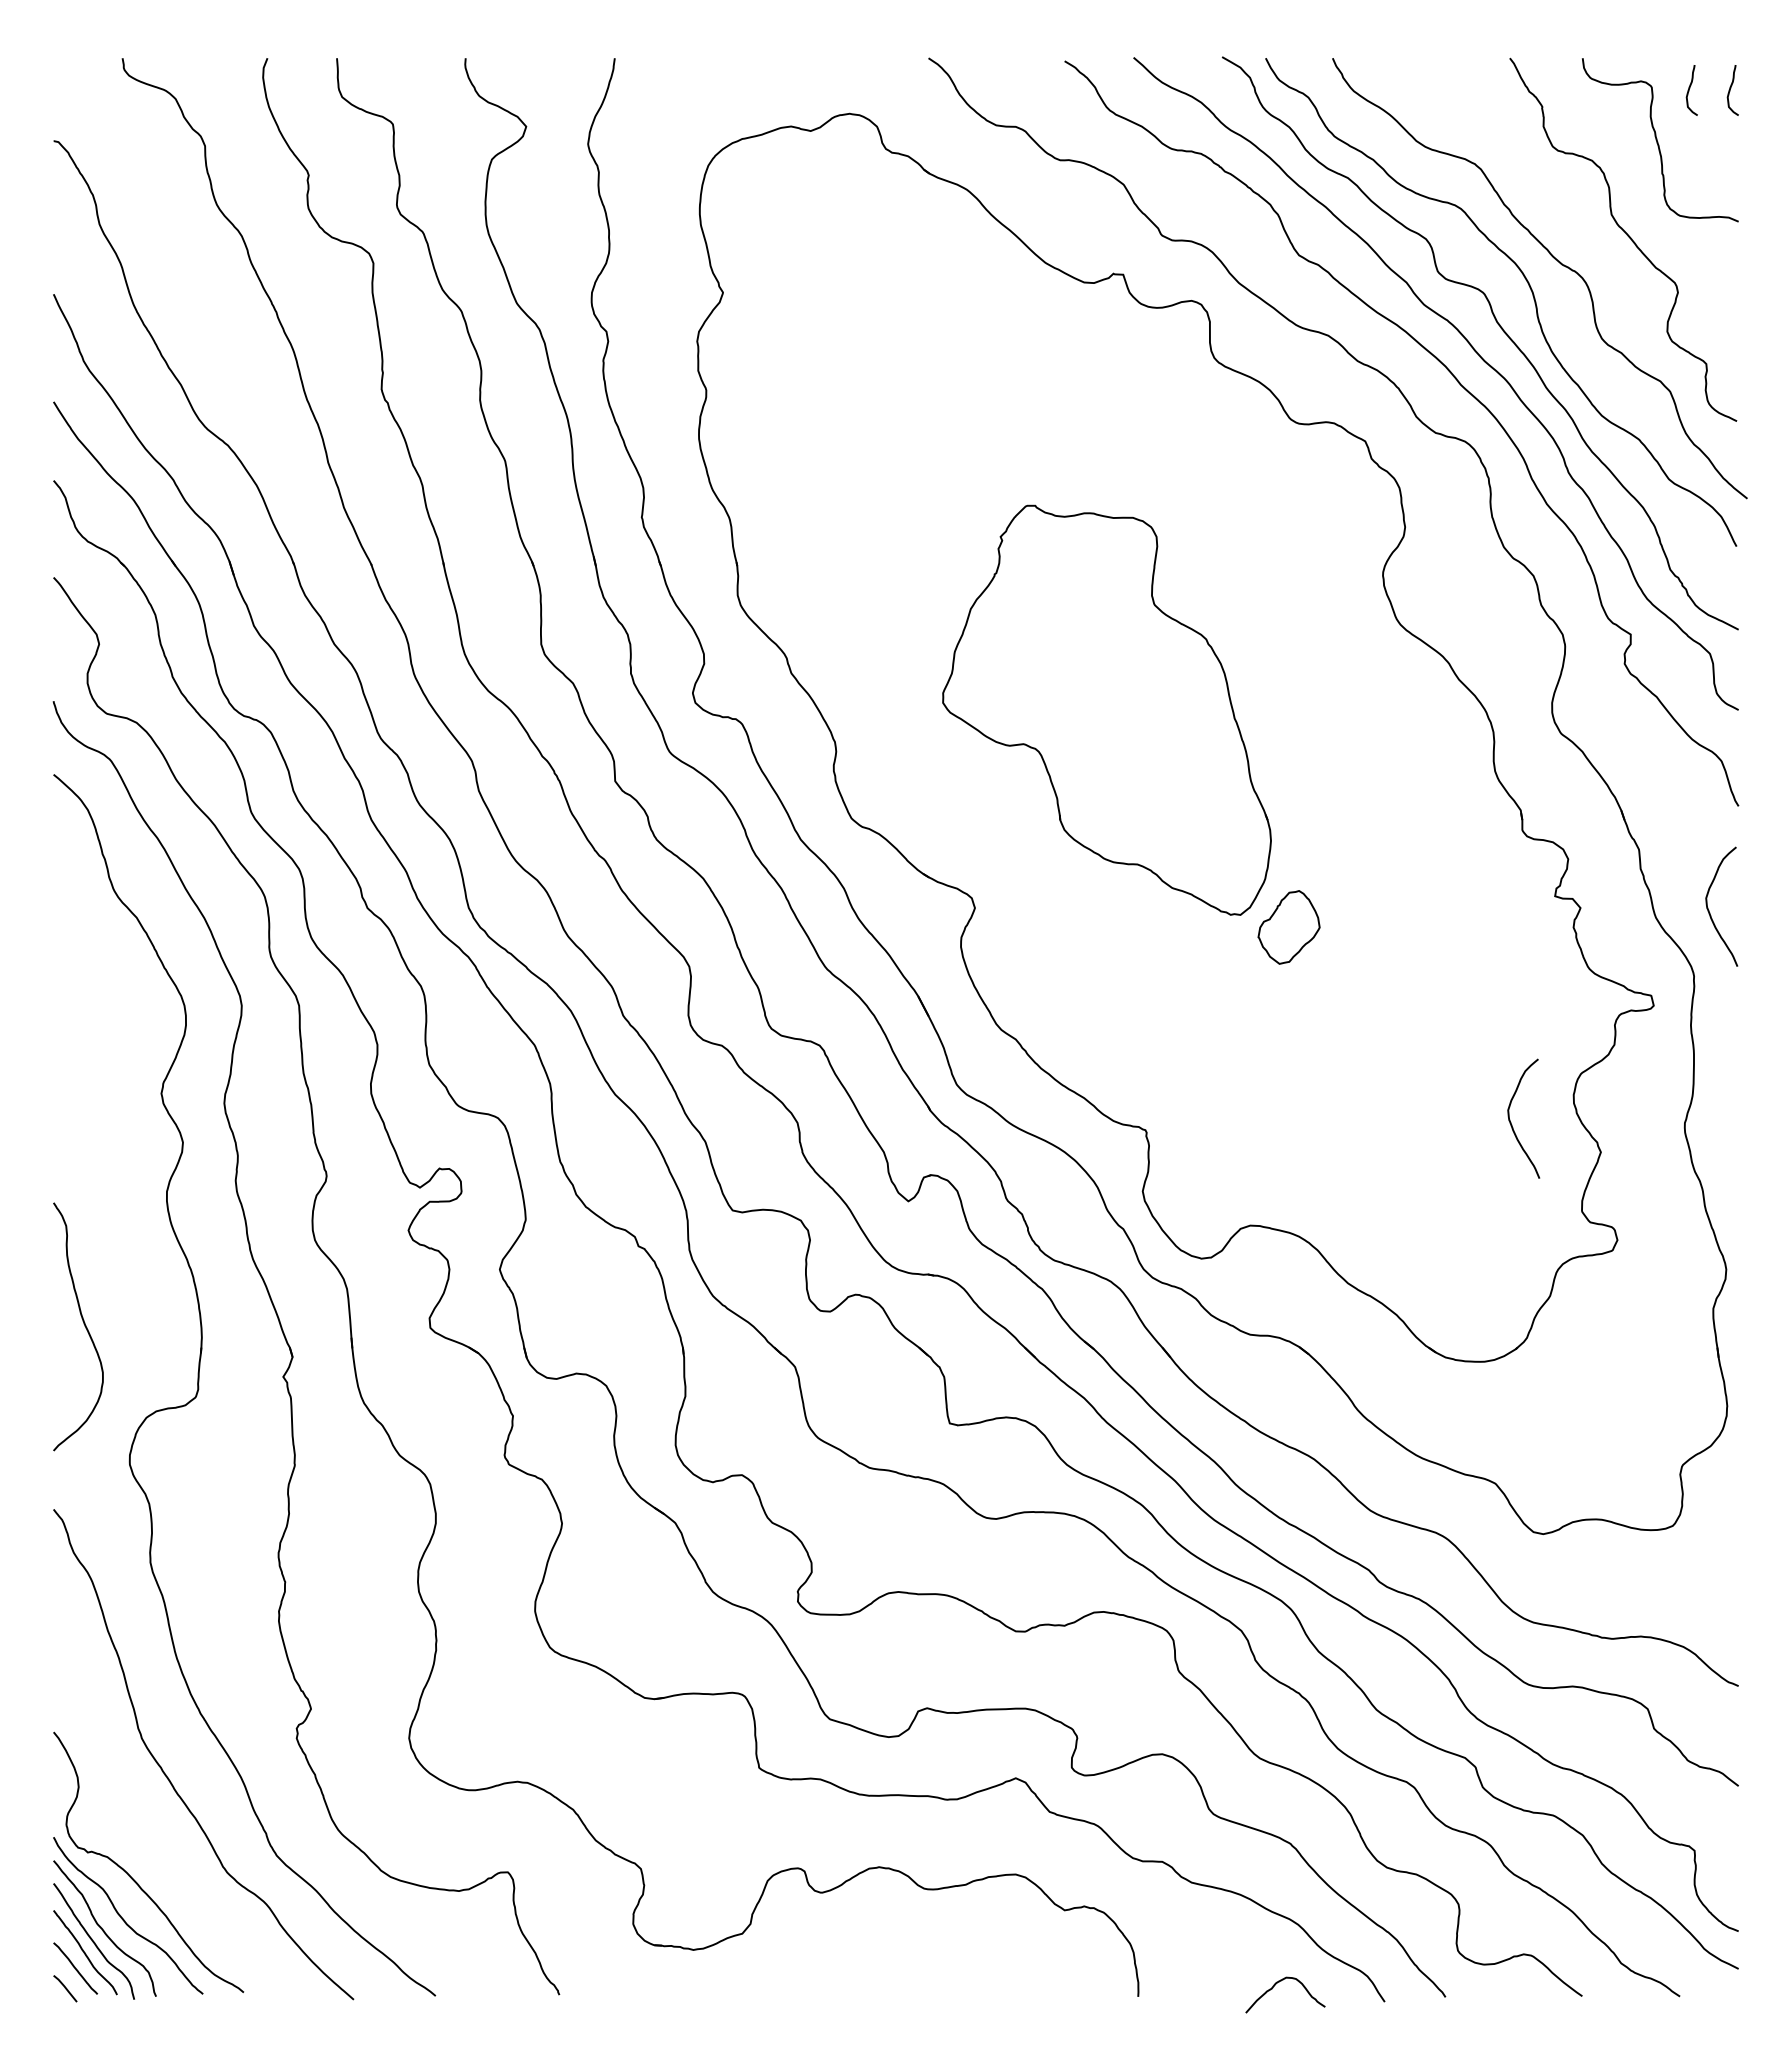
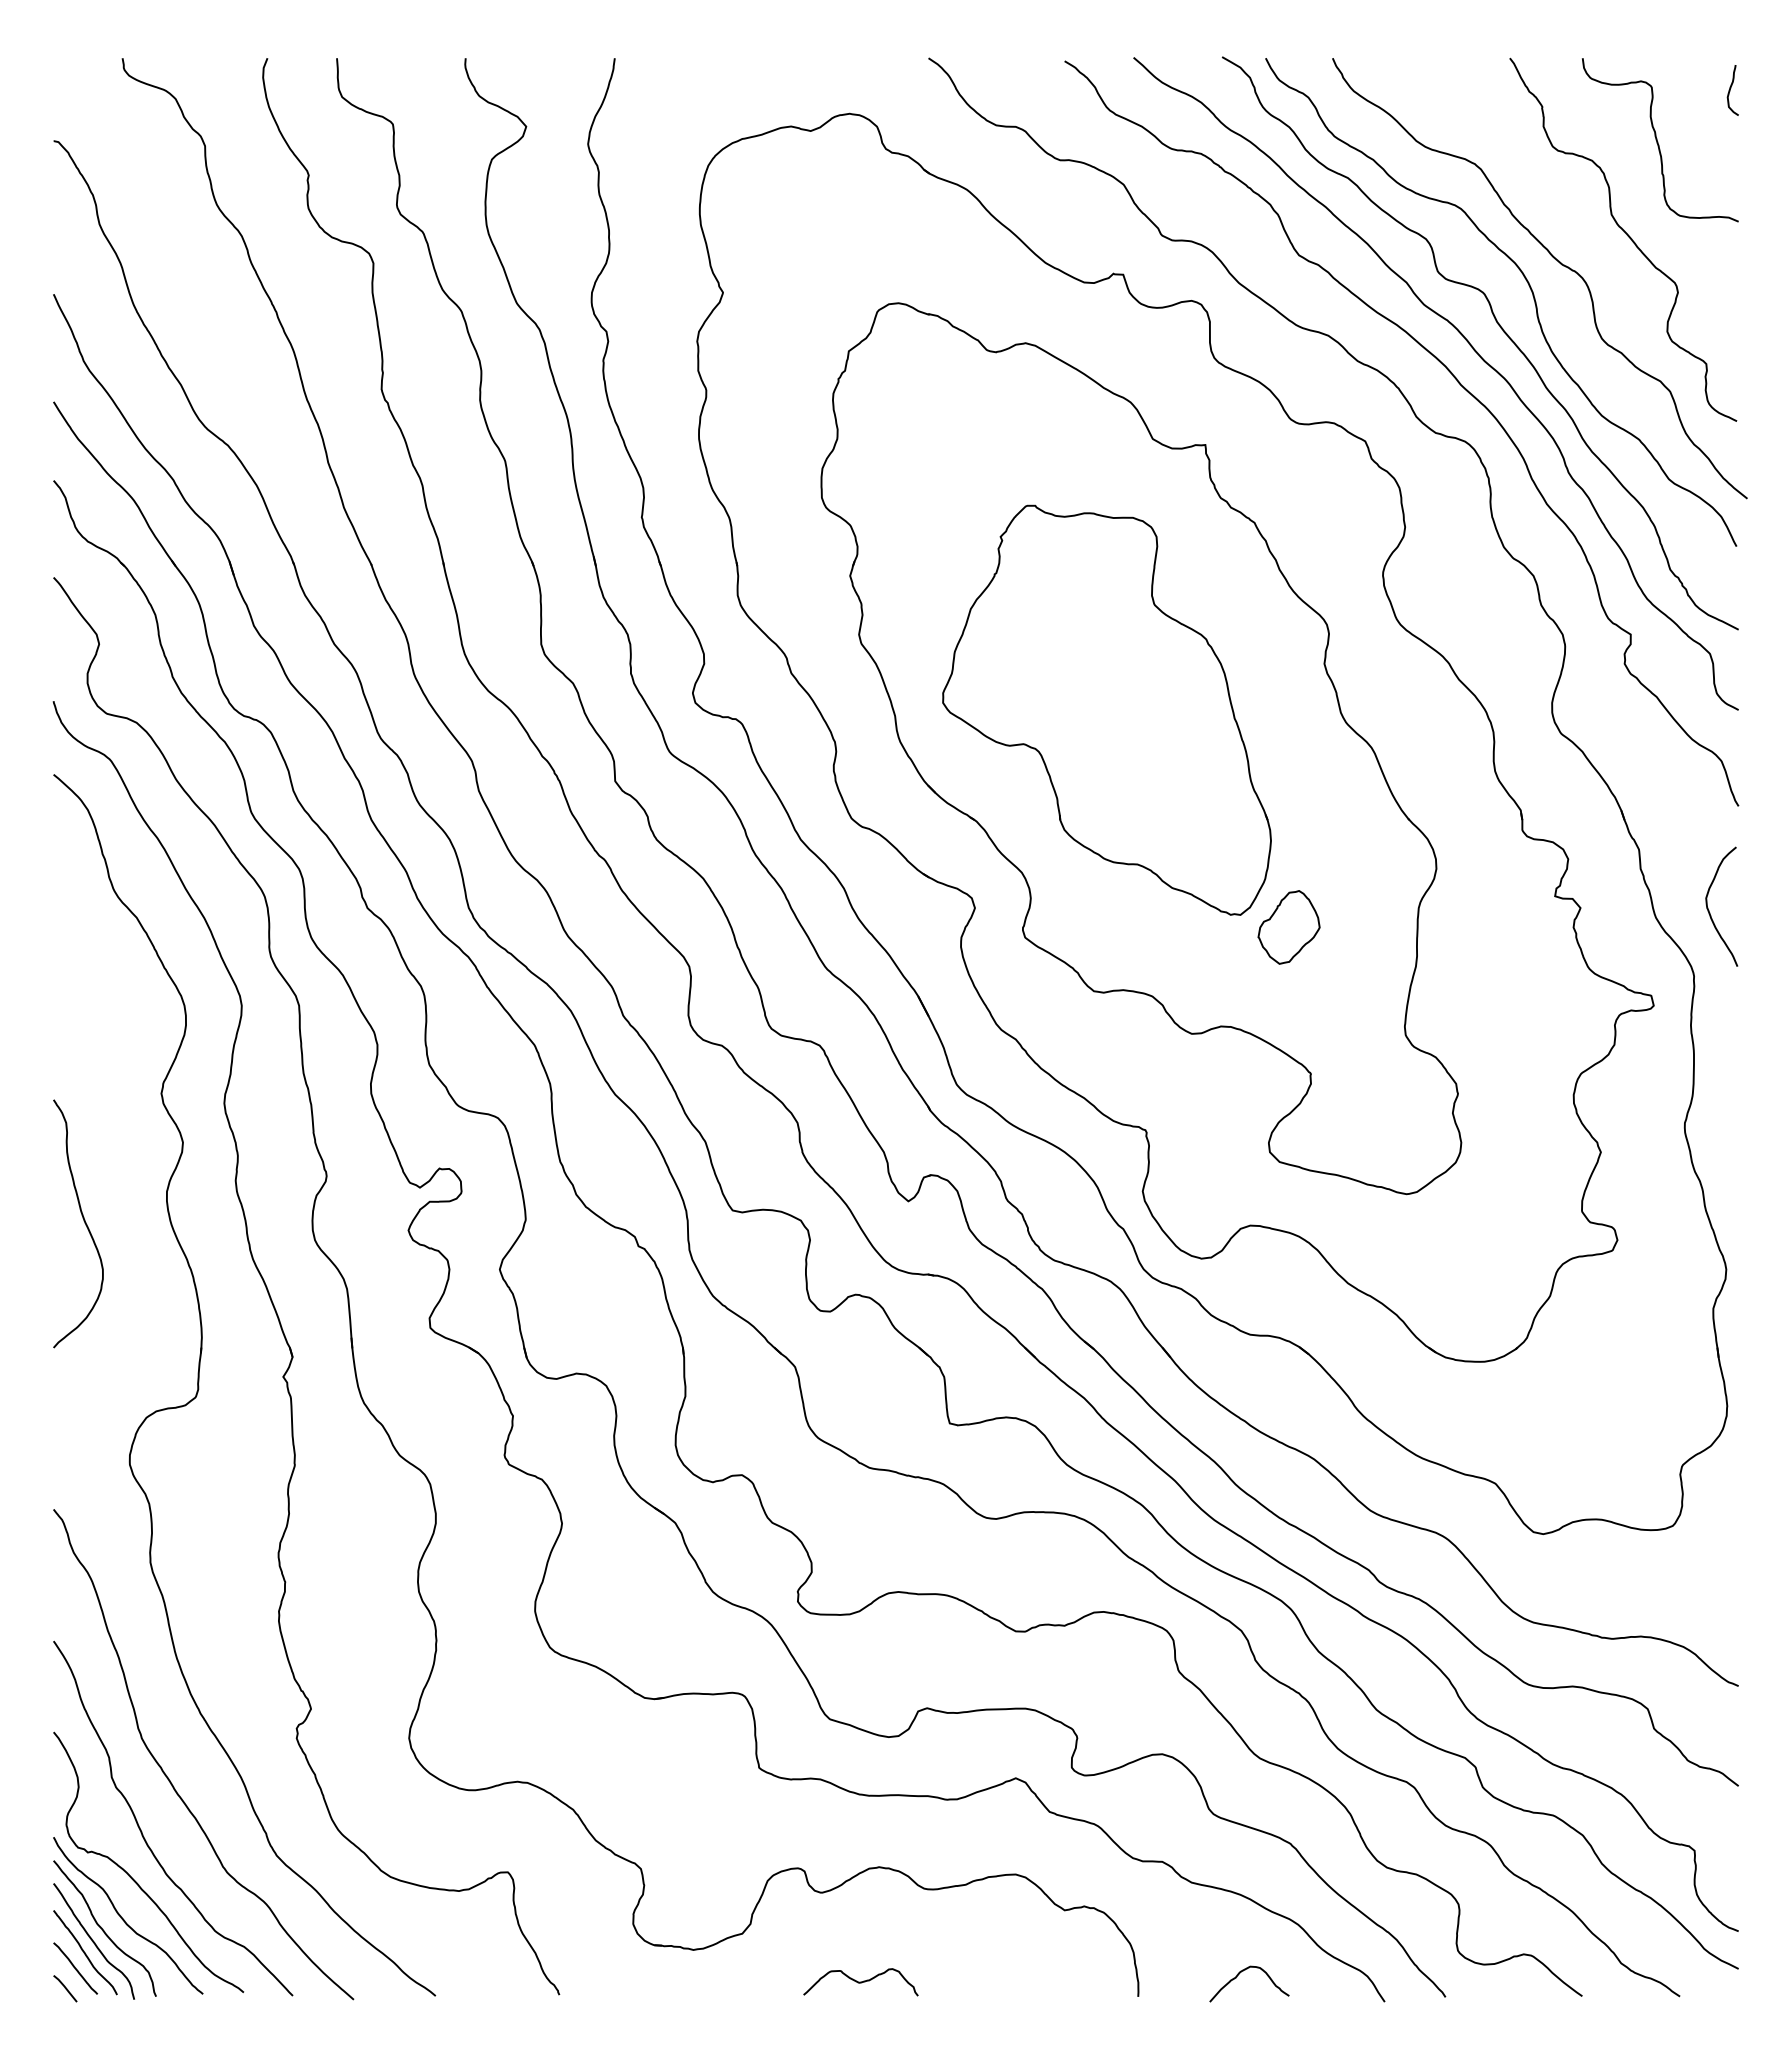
curve: present -> none (1689, 90)
part: none -> present (1141, 748)
curve: present -> none (1512, 1124)
curve position: (83, 1324) -> (83, 1221) (83, 1221)
curve: none -> present (142, 1831)
curve: none -> present (860, 1982)
curve position: (1279, 1982) -> (1243, 1971) (1243, 1971)
